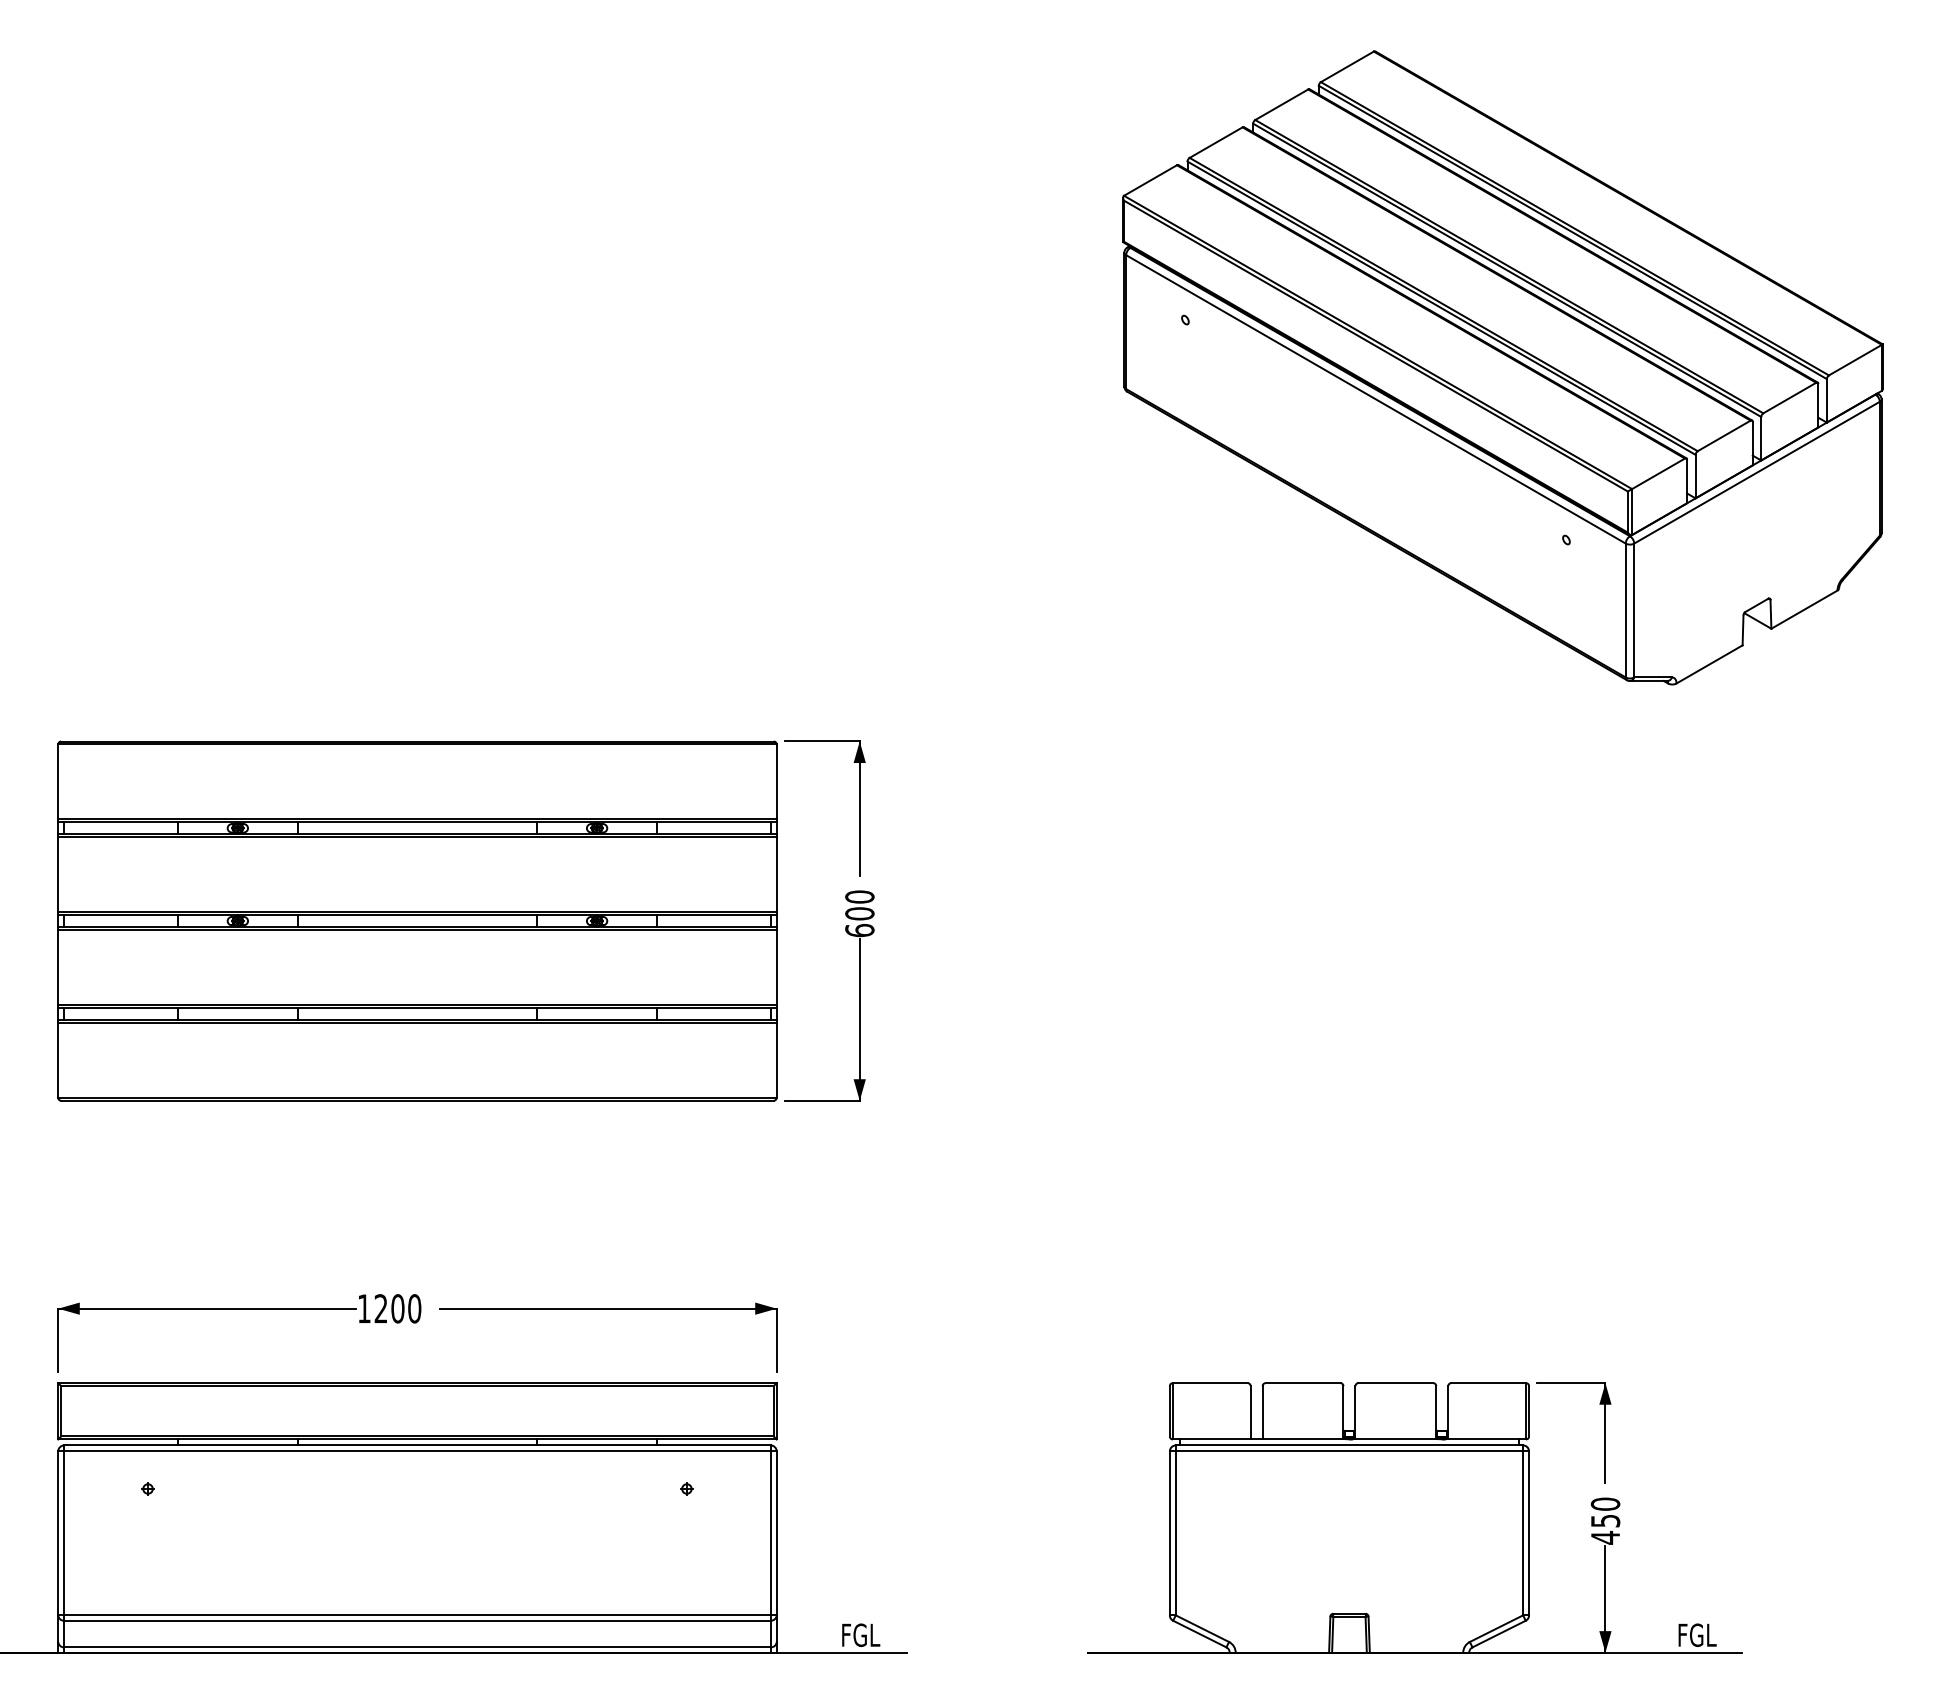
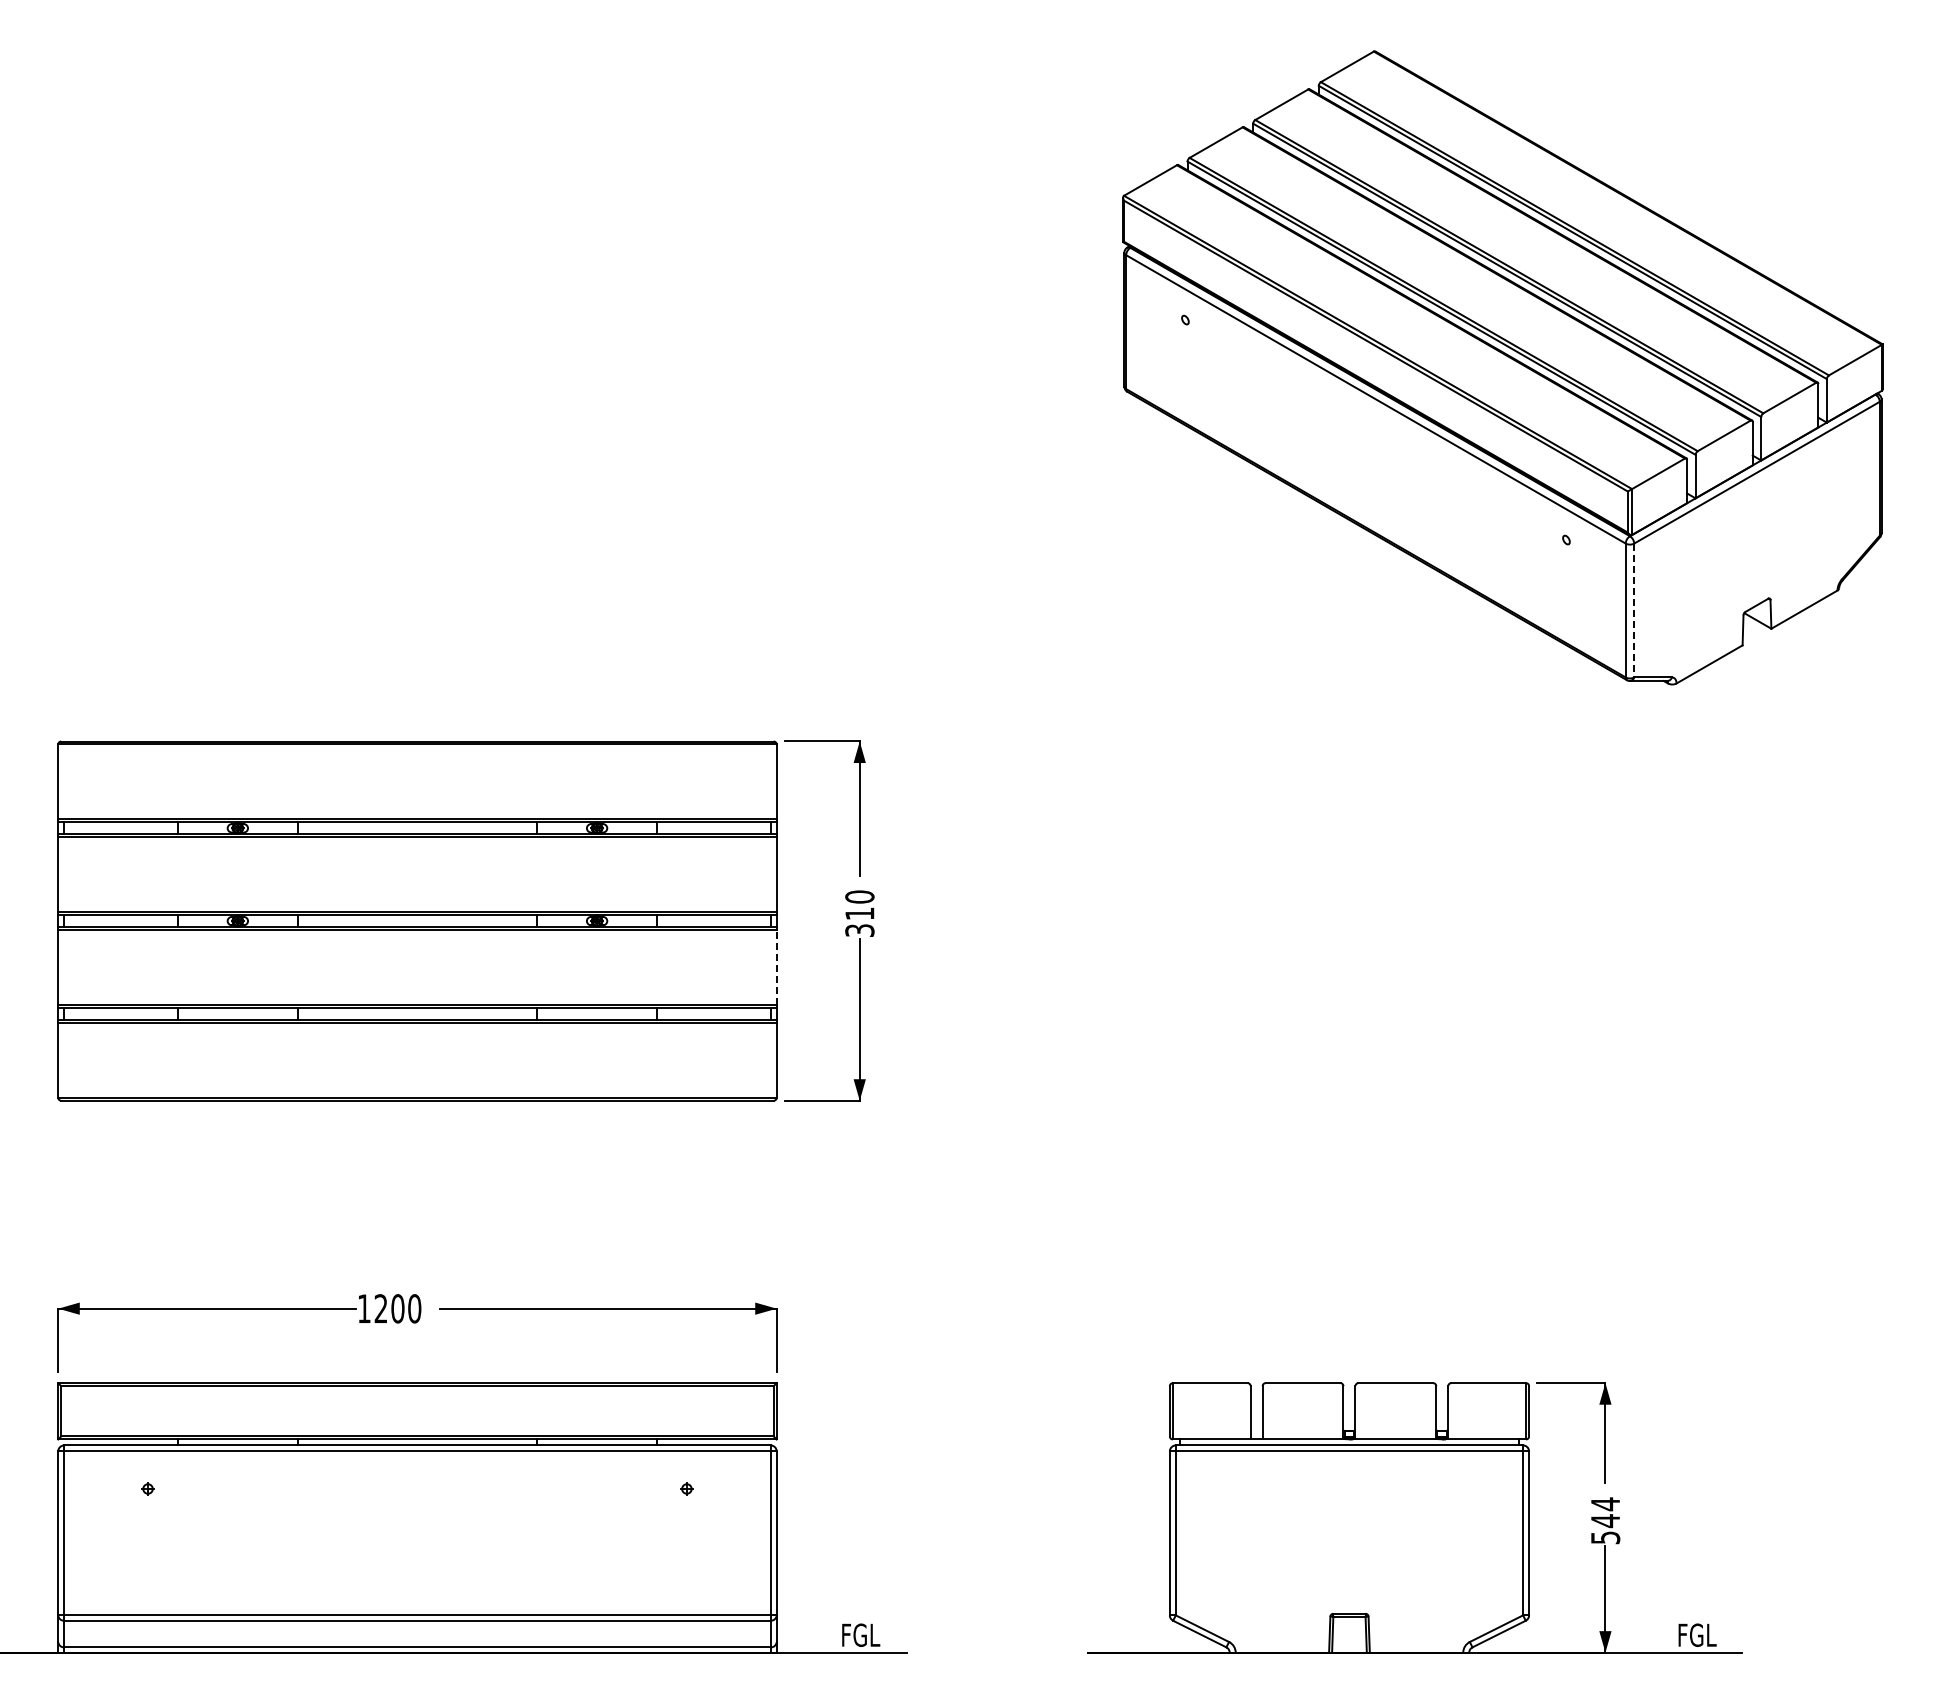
line: solid -> dashed (1634, 610)
text: 600 -> 310 (859, 922)
line: solid -> dashed (776, 967)
text: 450 -> 544 (1605, 1520)
